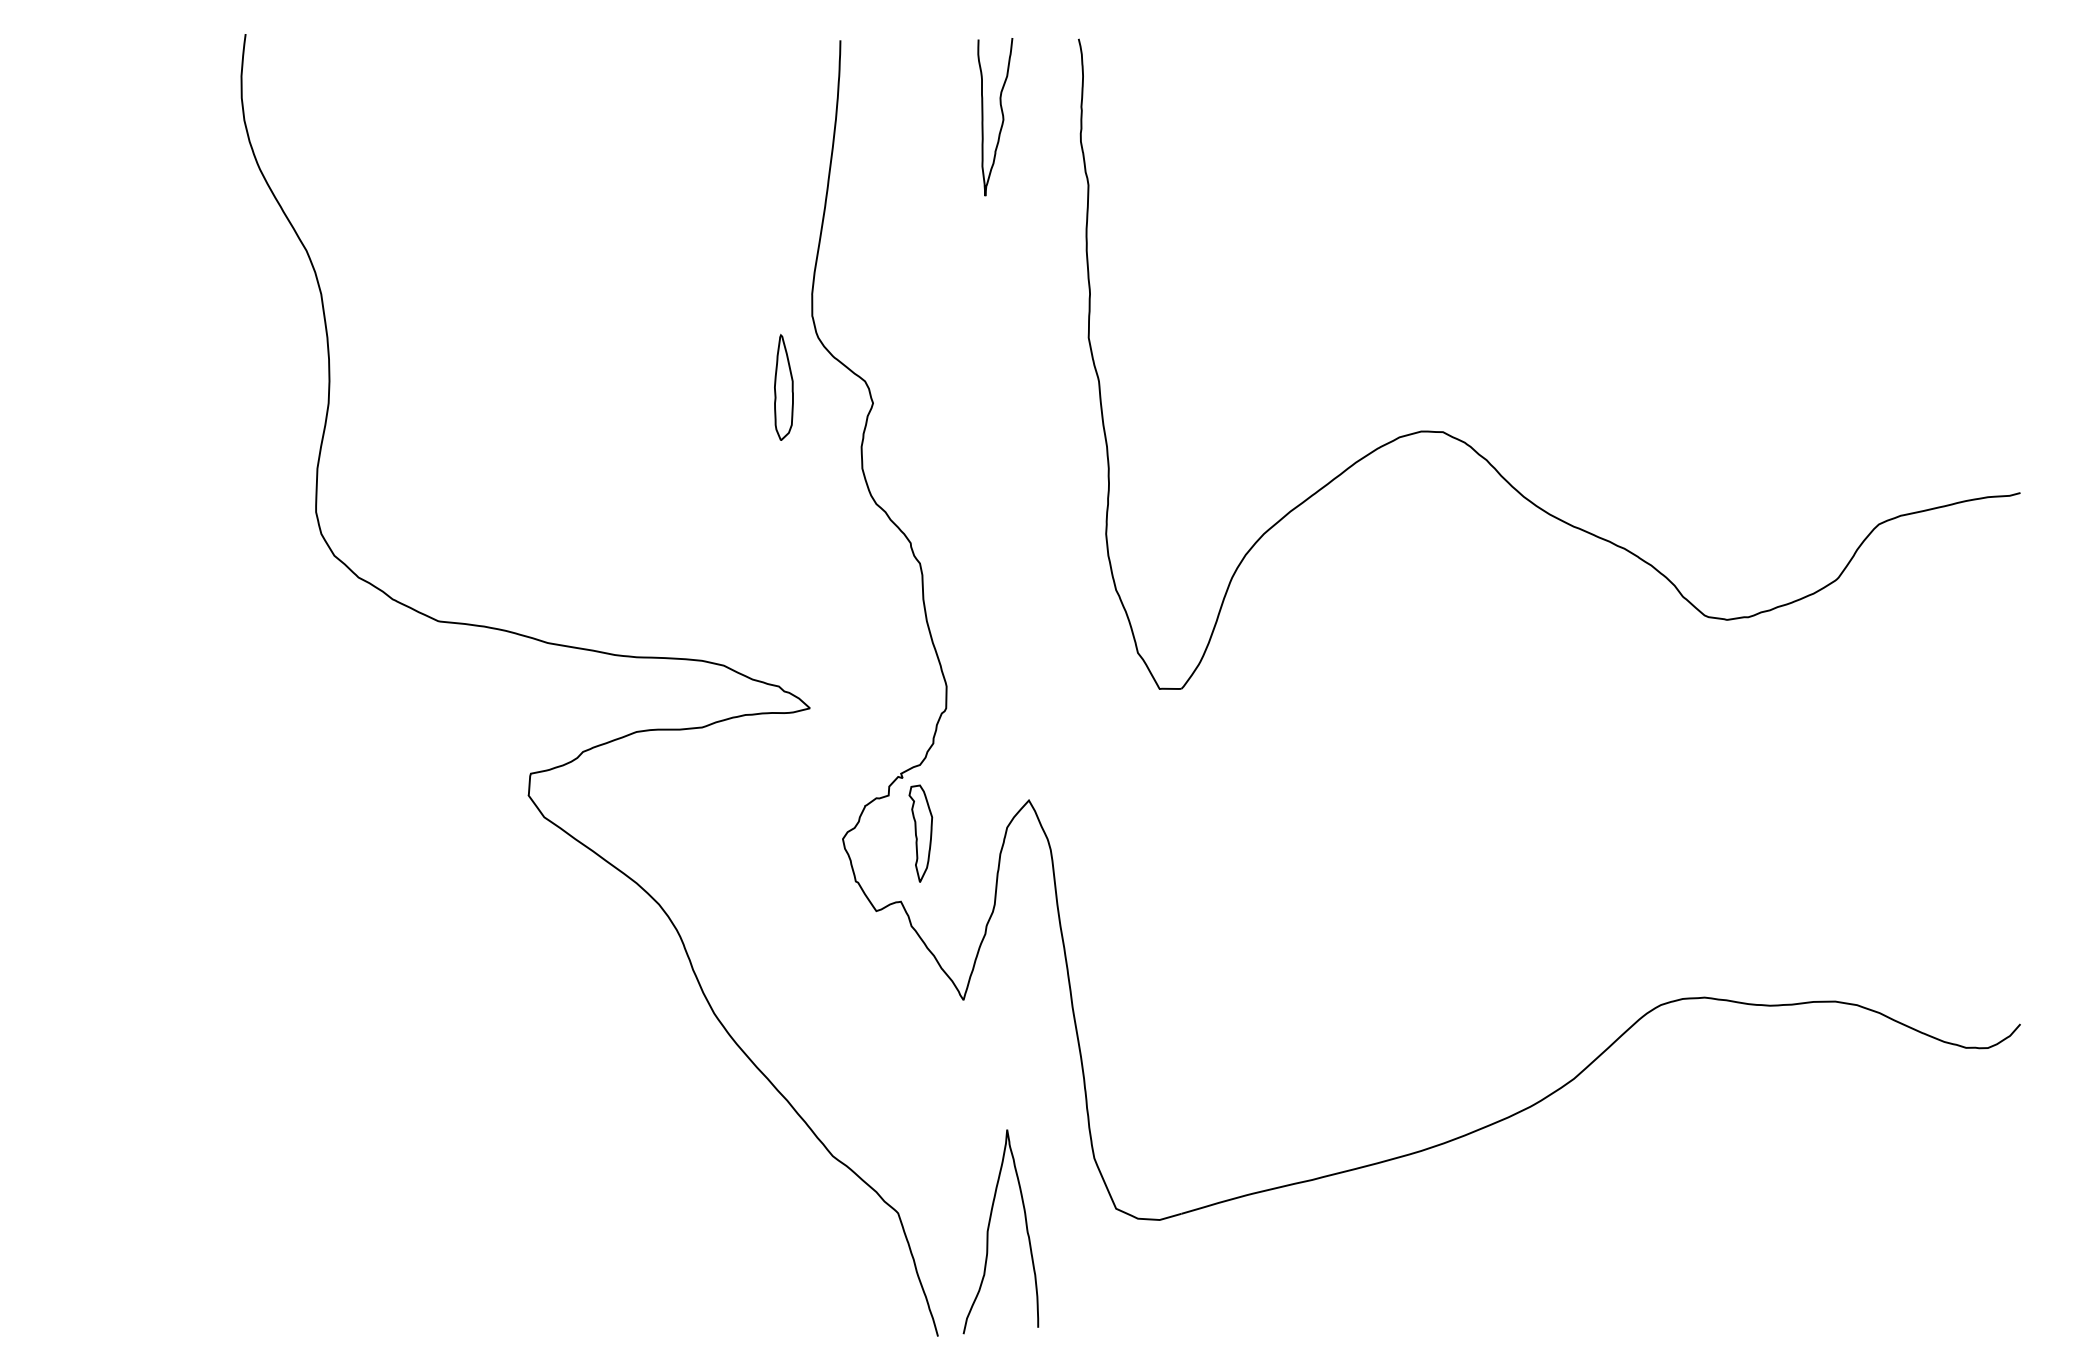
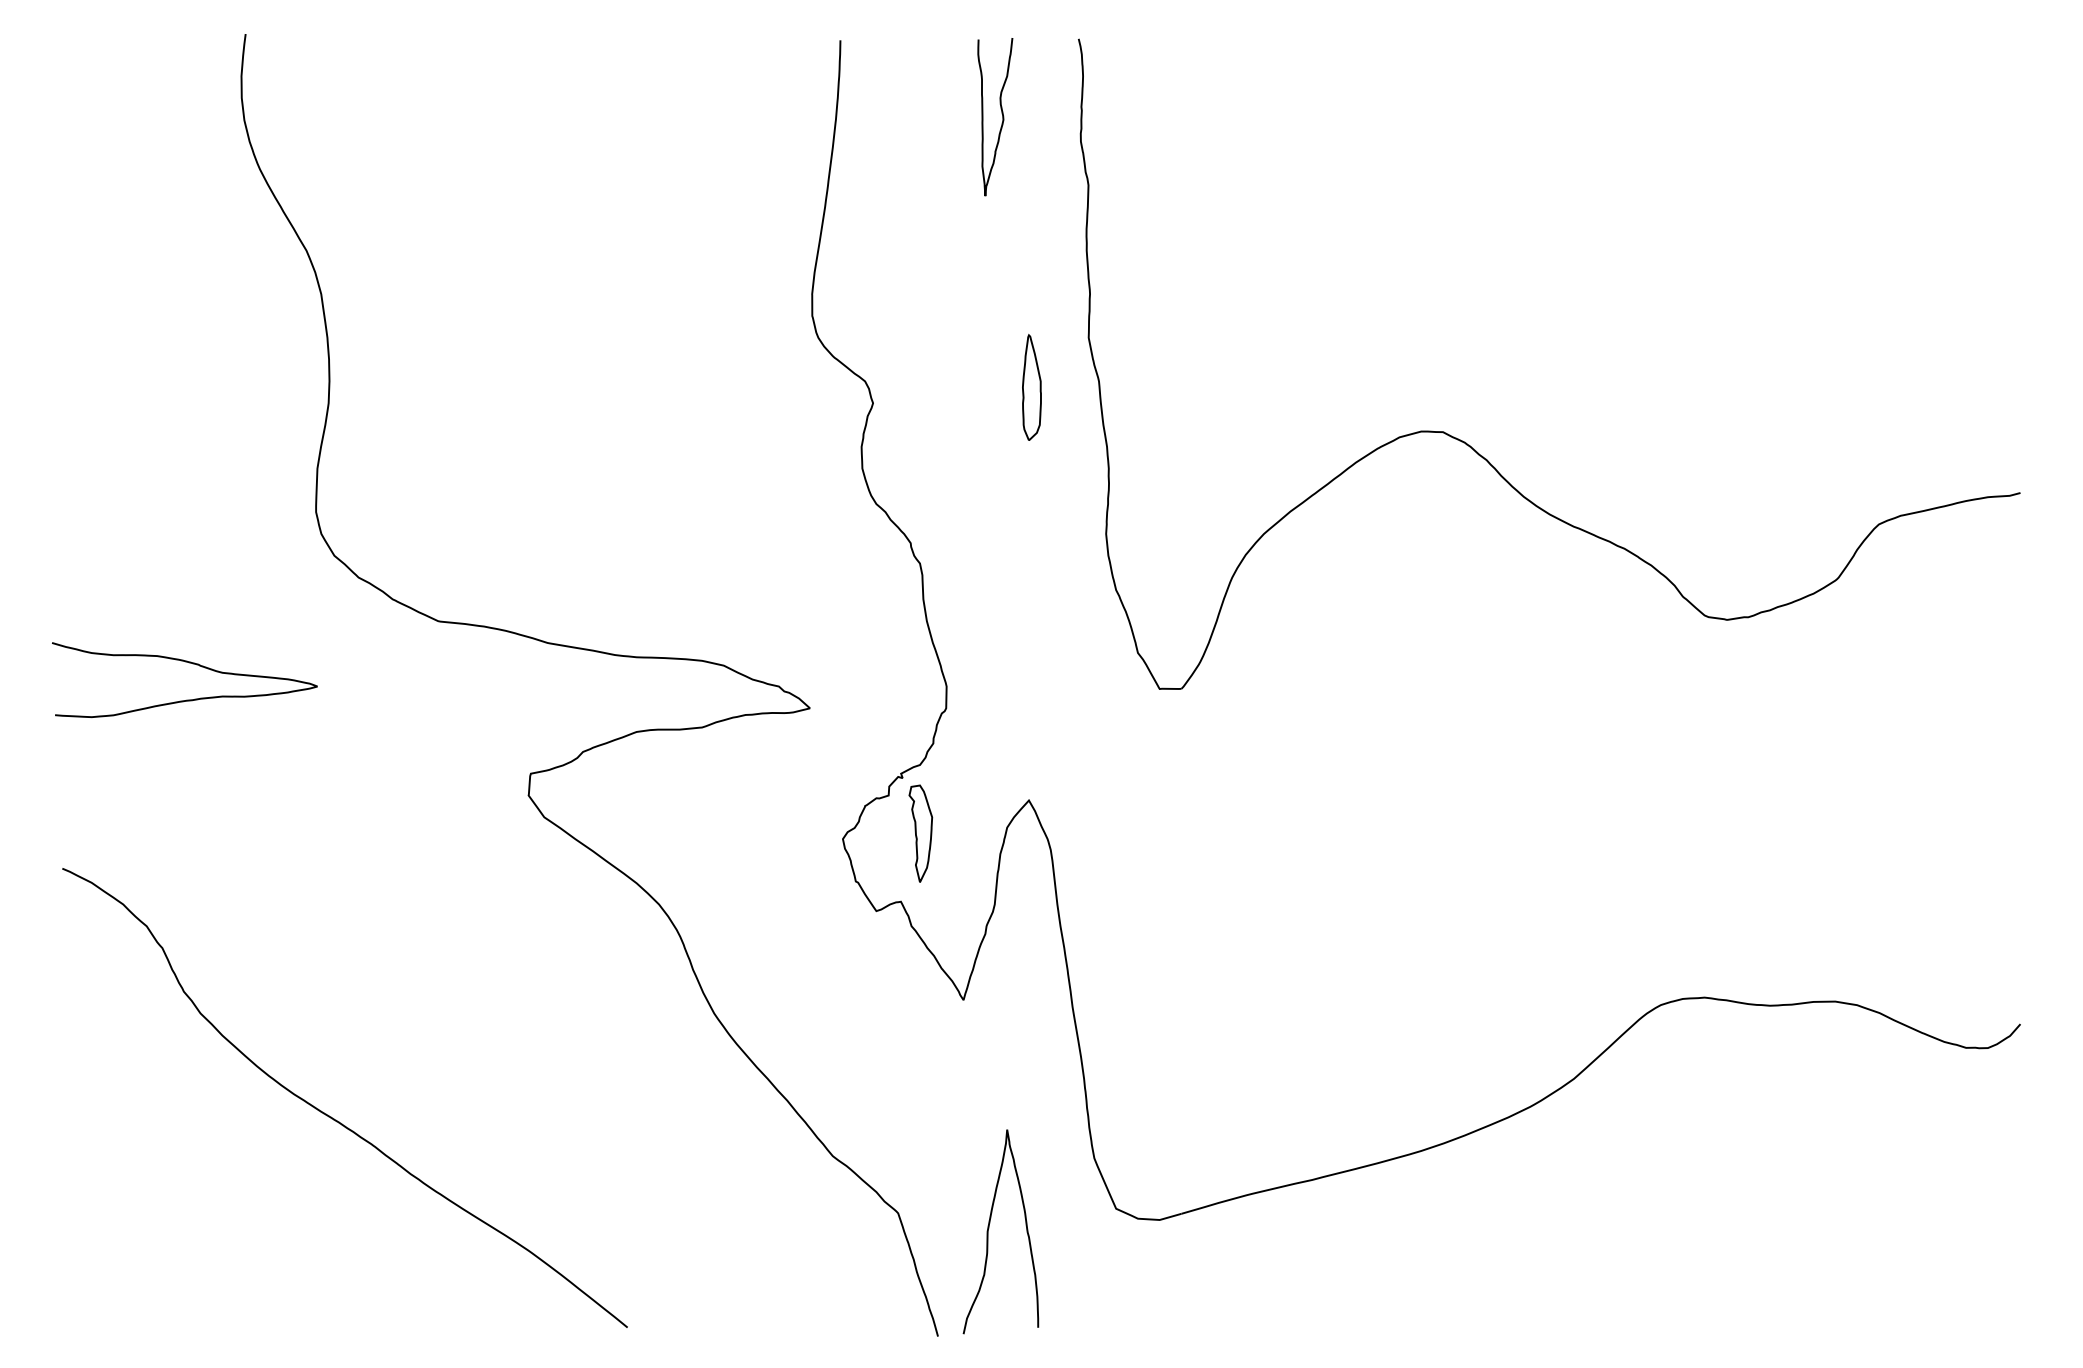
part position: (783, 387) -> (1031, 387) (1031, 387)
curve: none -> present (189, 663)
curve: none -> present (331, 1116)
